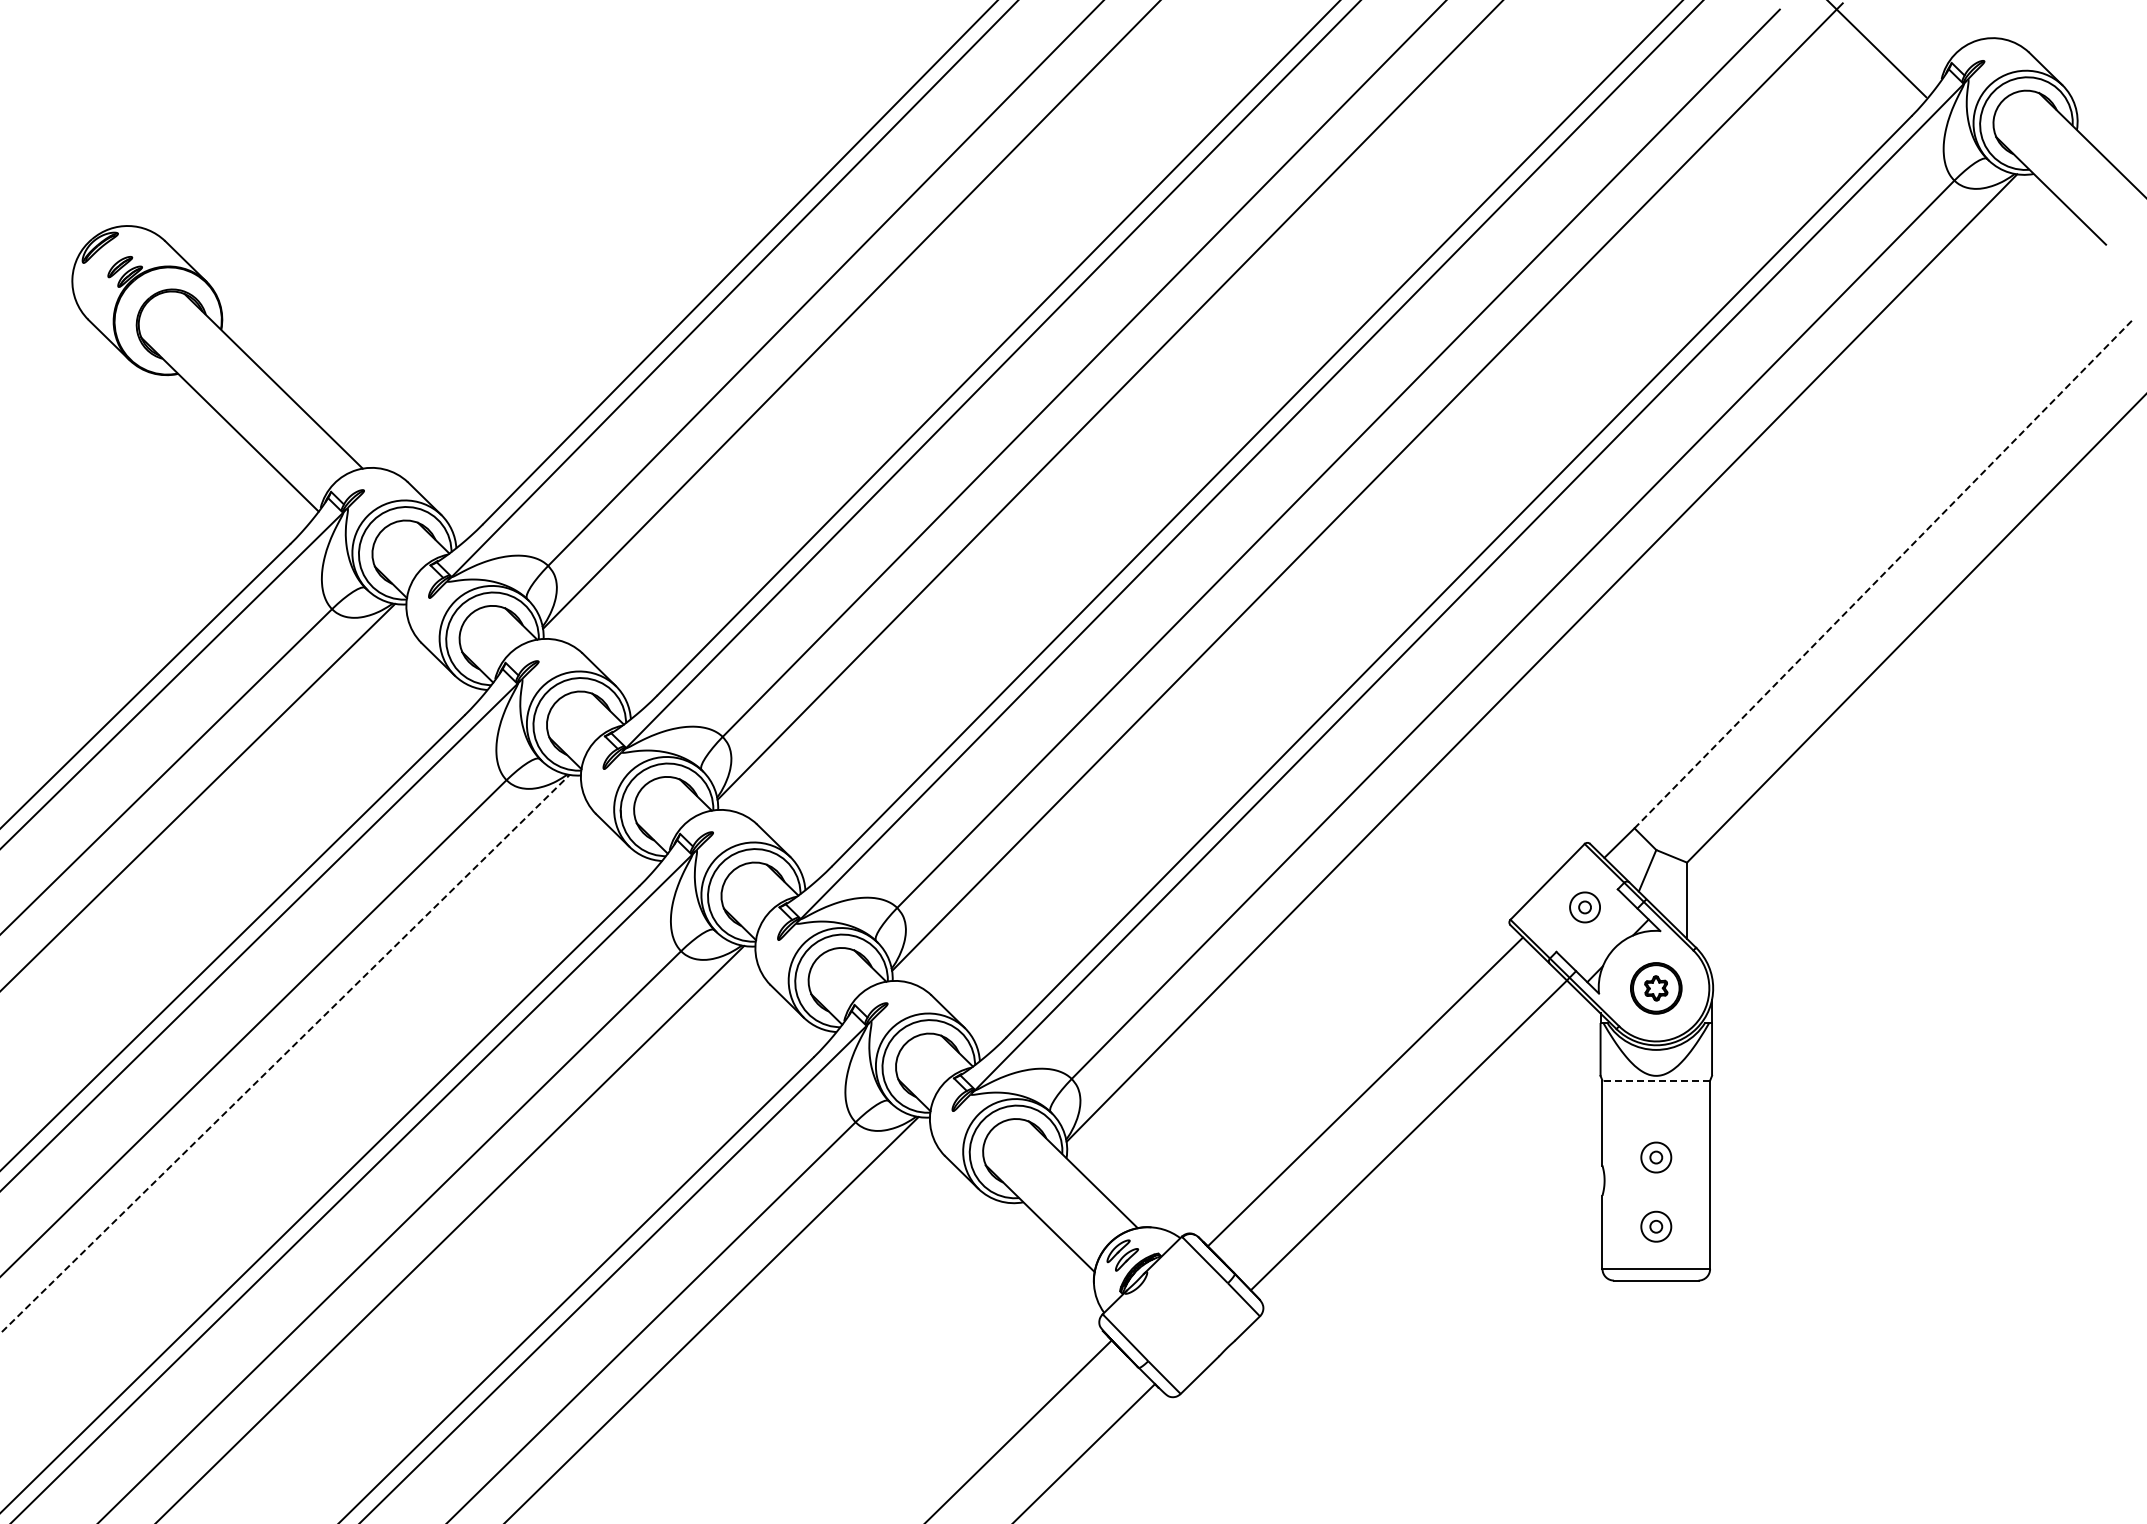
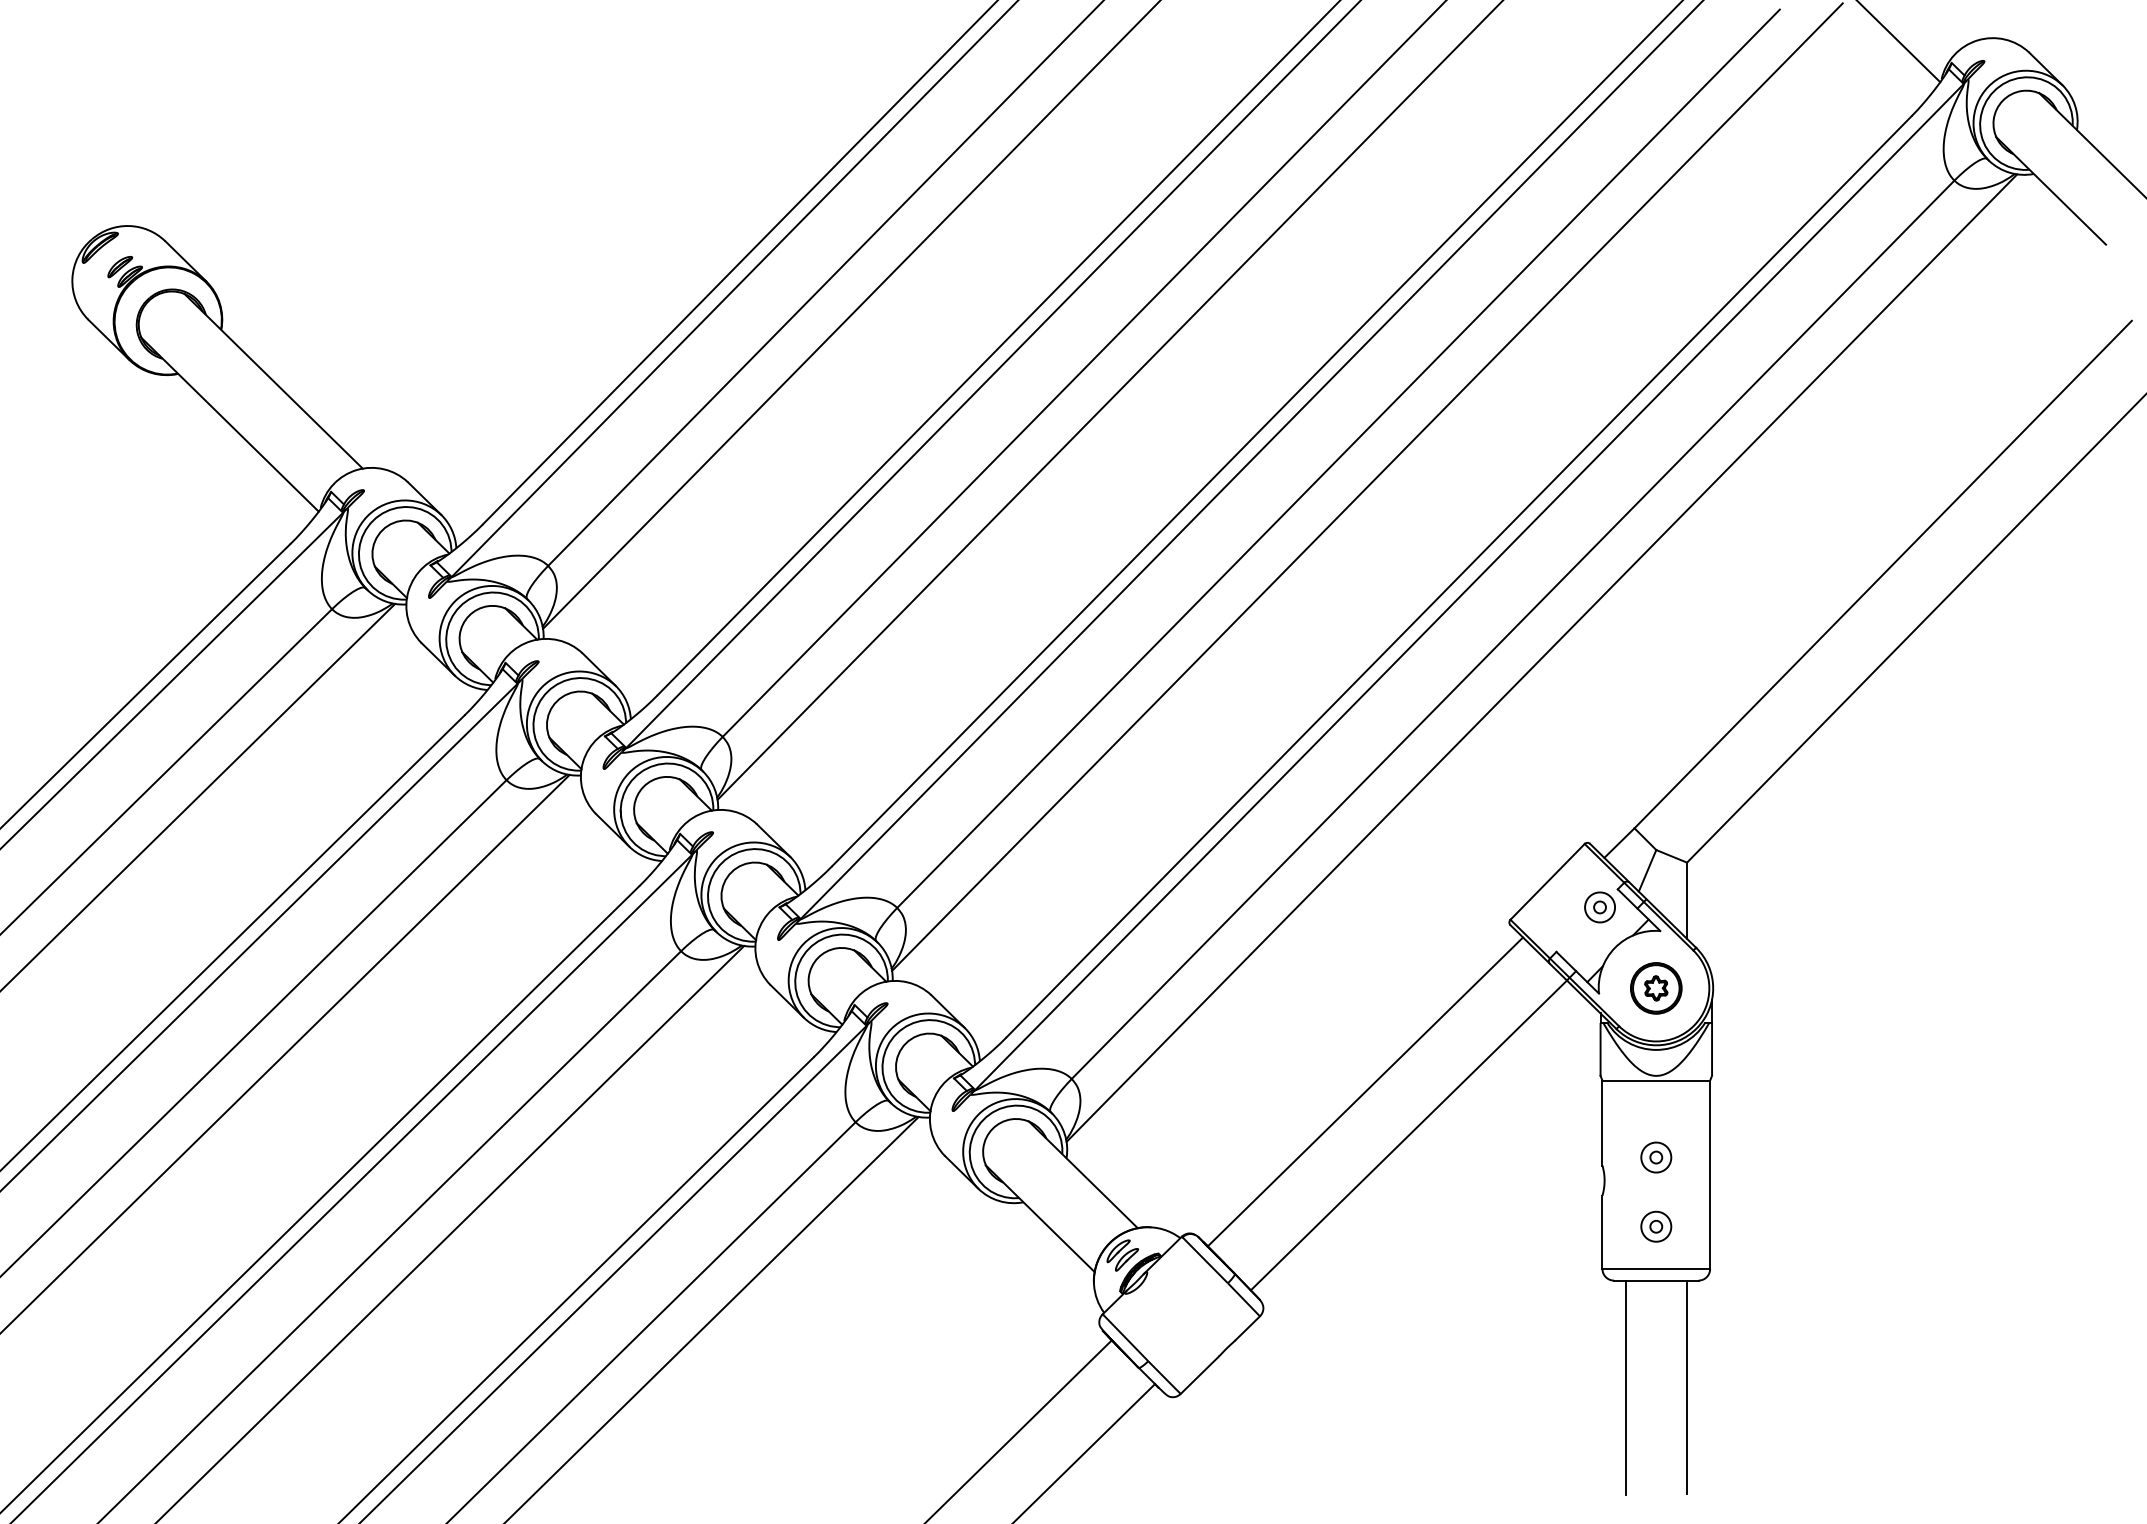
line position: (1877, 49) -> (1899, 42) (1899, 42)
line: dashed -> solid (1882, 574)
part position: (1584, 907) -> (1599, 907) (1599, 907)
line: dashed -> solid (284, 1054)
line: dashed -> solid (1656, 1080)
line: none -> present (1625, 1387)
line: none -> present (1687, 1387)
